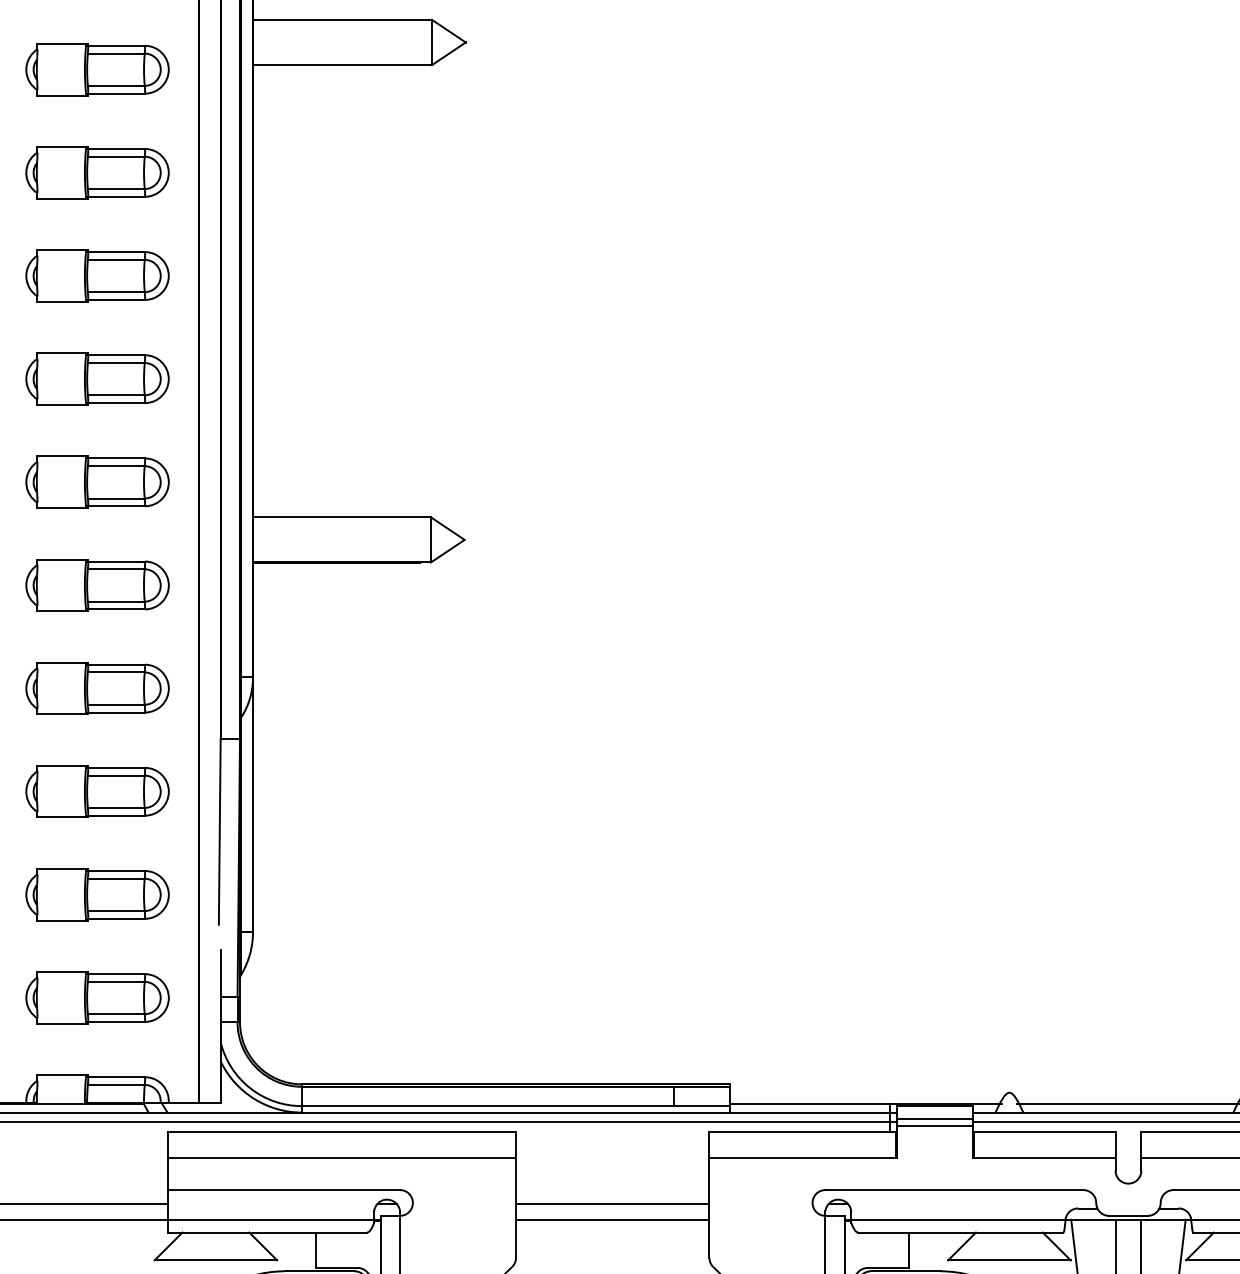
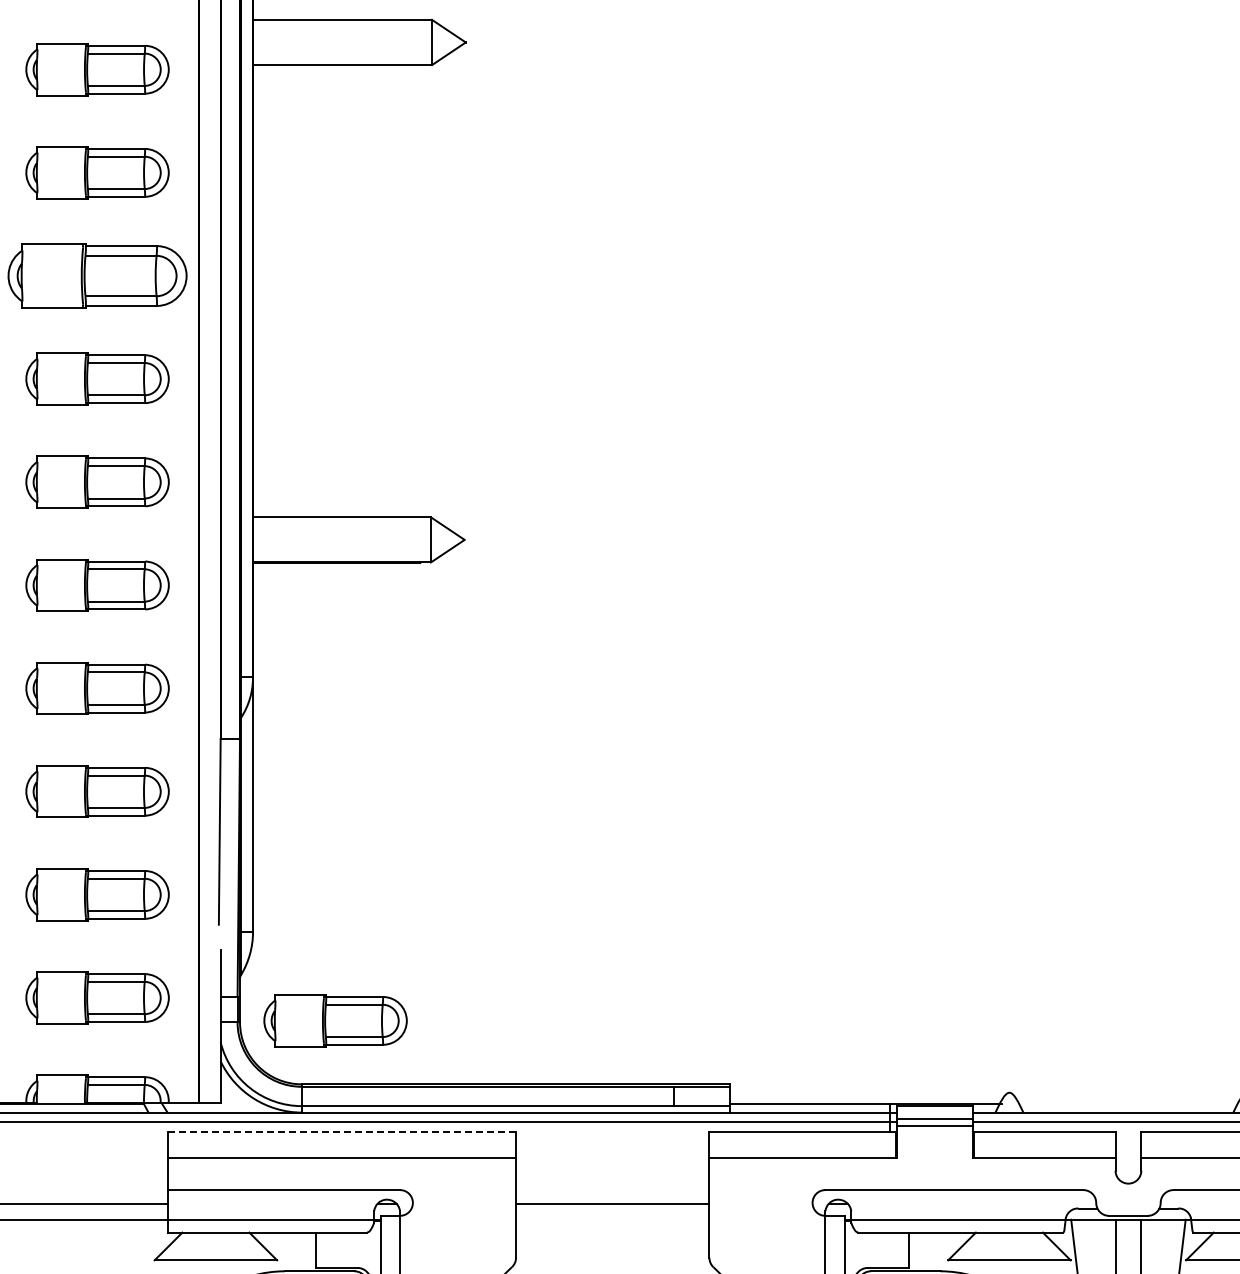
part size: 145x54 px -> 181x66 px (97, 275)
part: none -> present (335, 1020)
line: present -> none (1126, 1103)
line: solid -> dashed (342, 1132)
line: present -> none (612, 1219)
